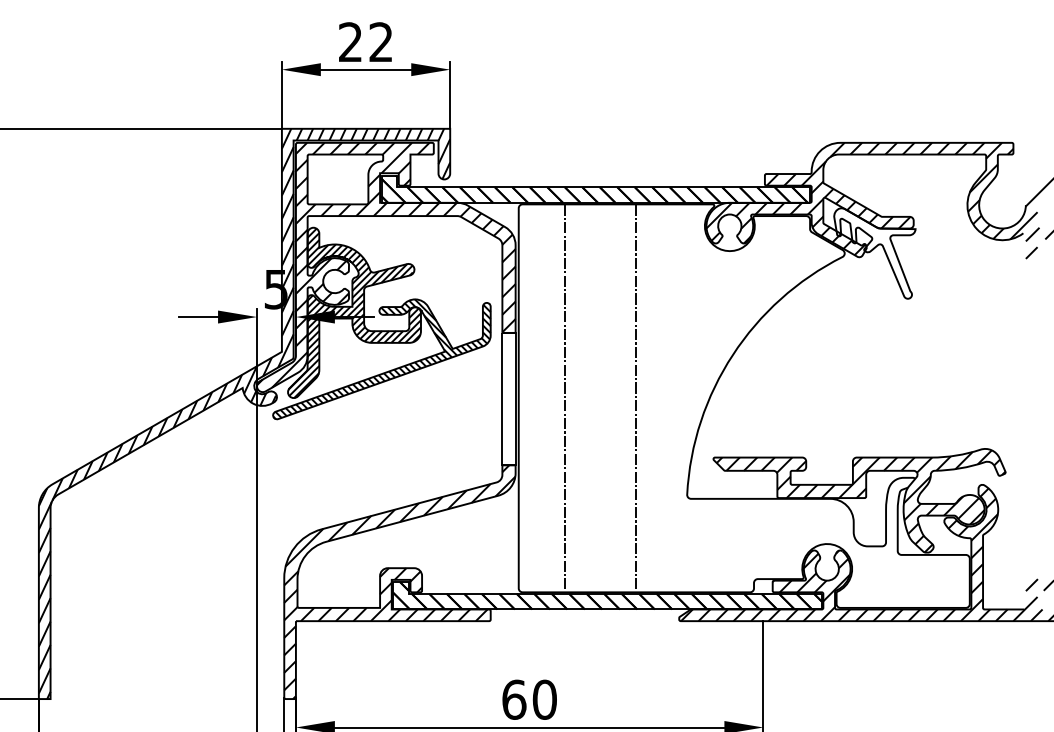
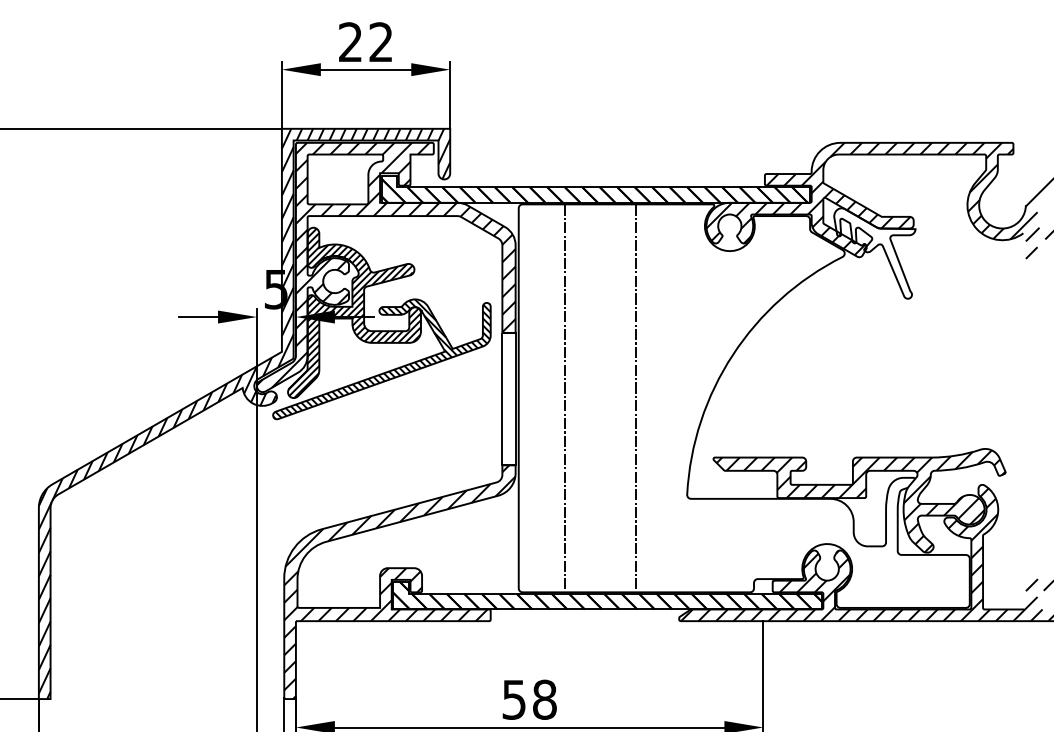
text: 60 -> 58 (529, 699)
